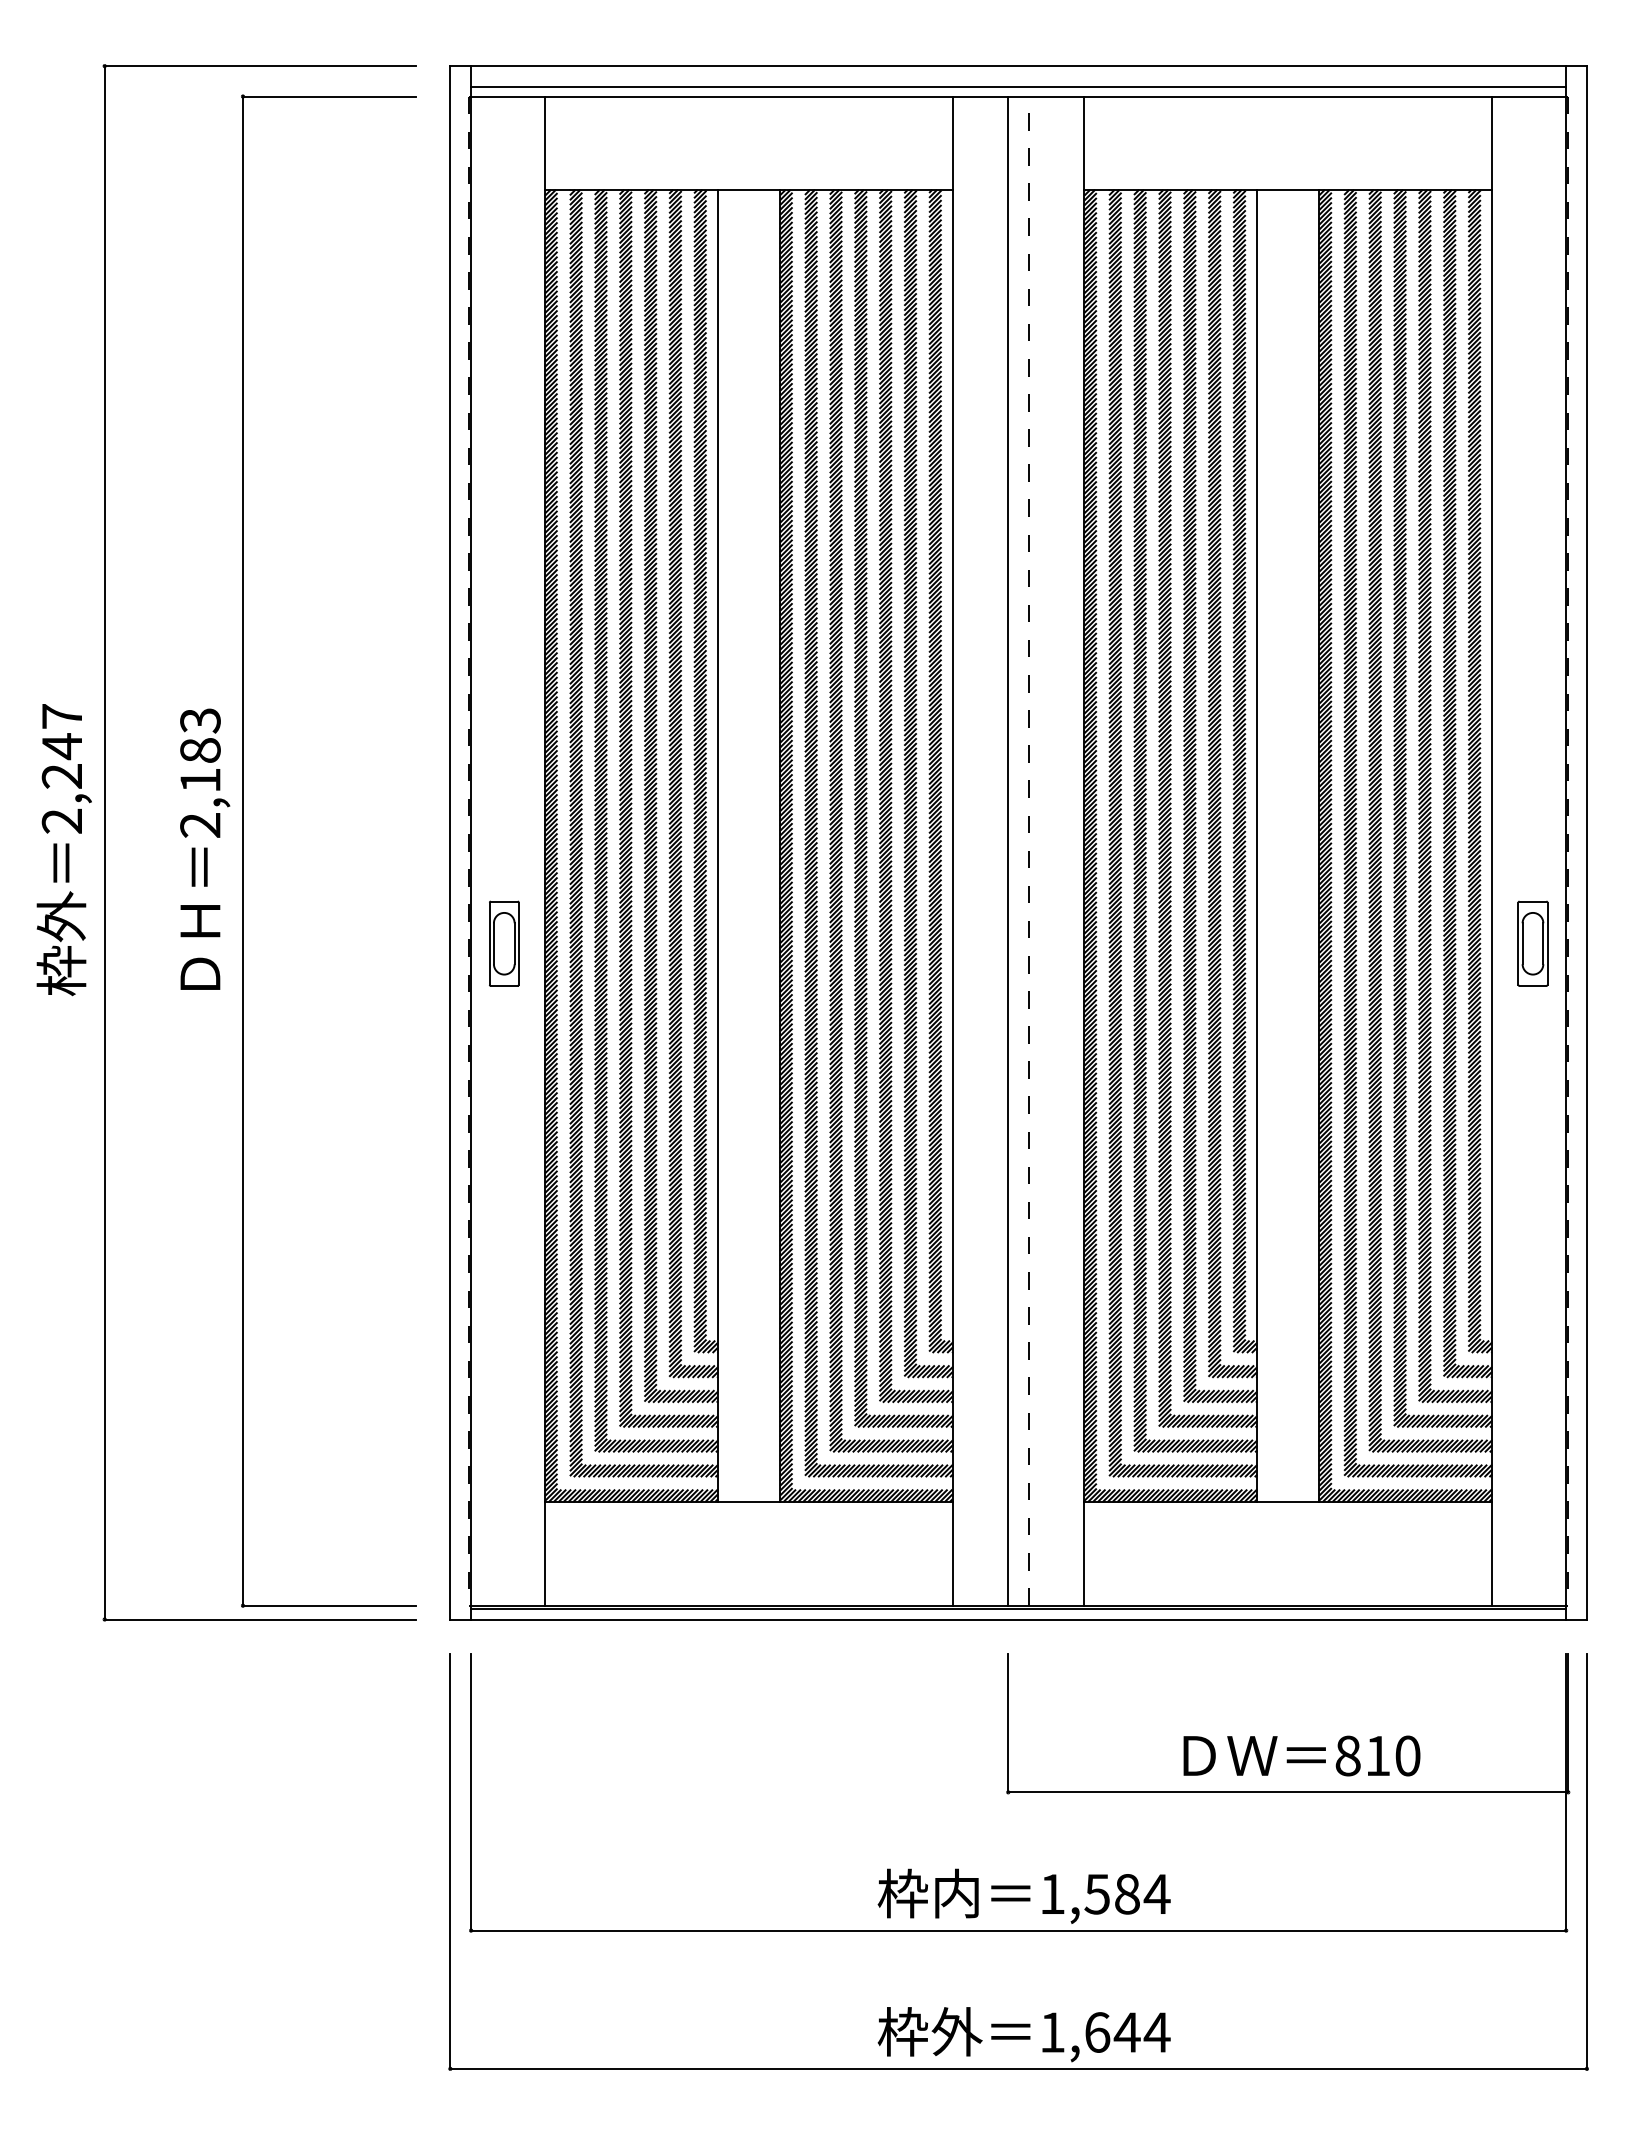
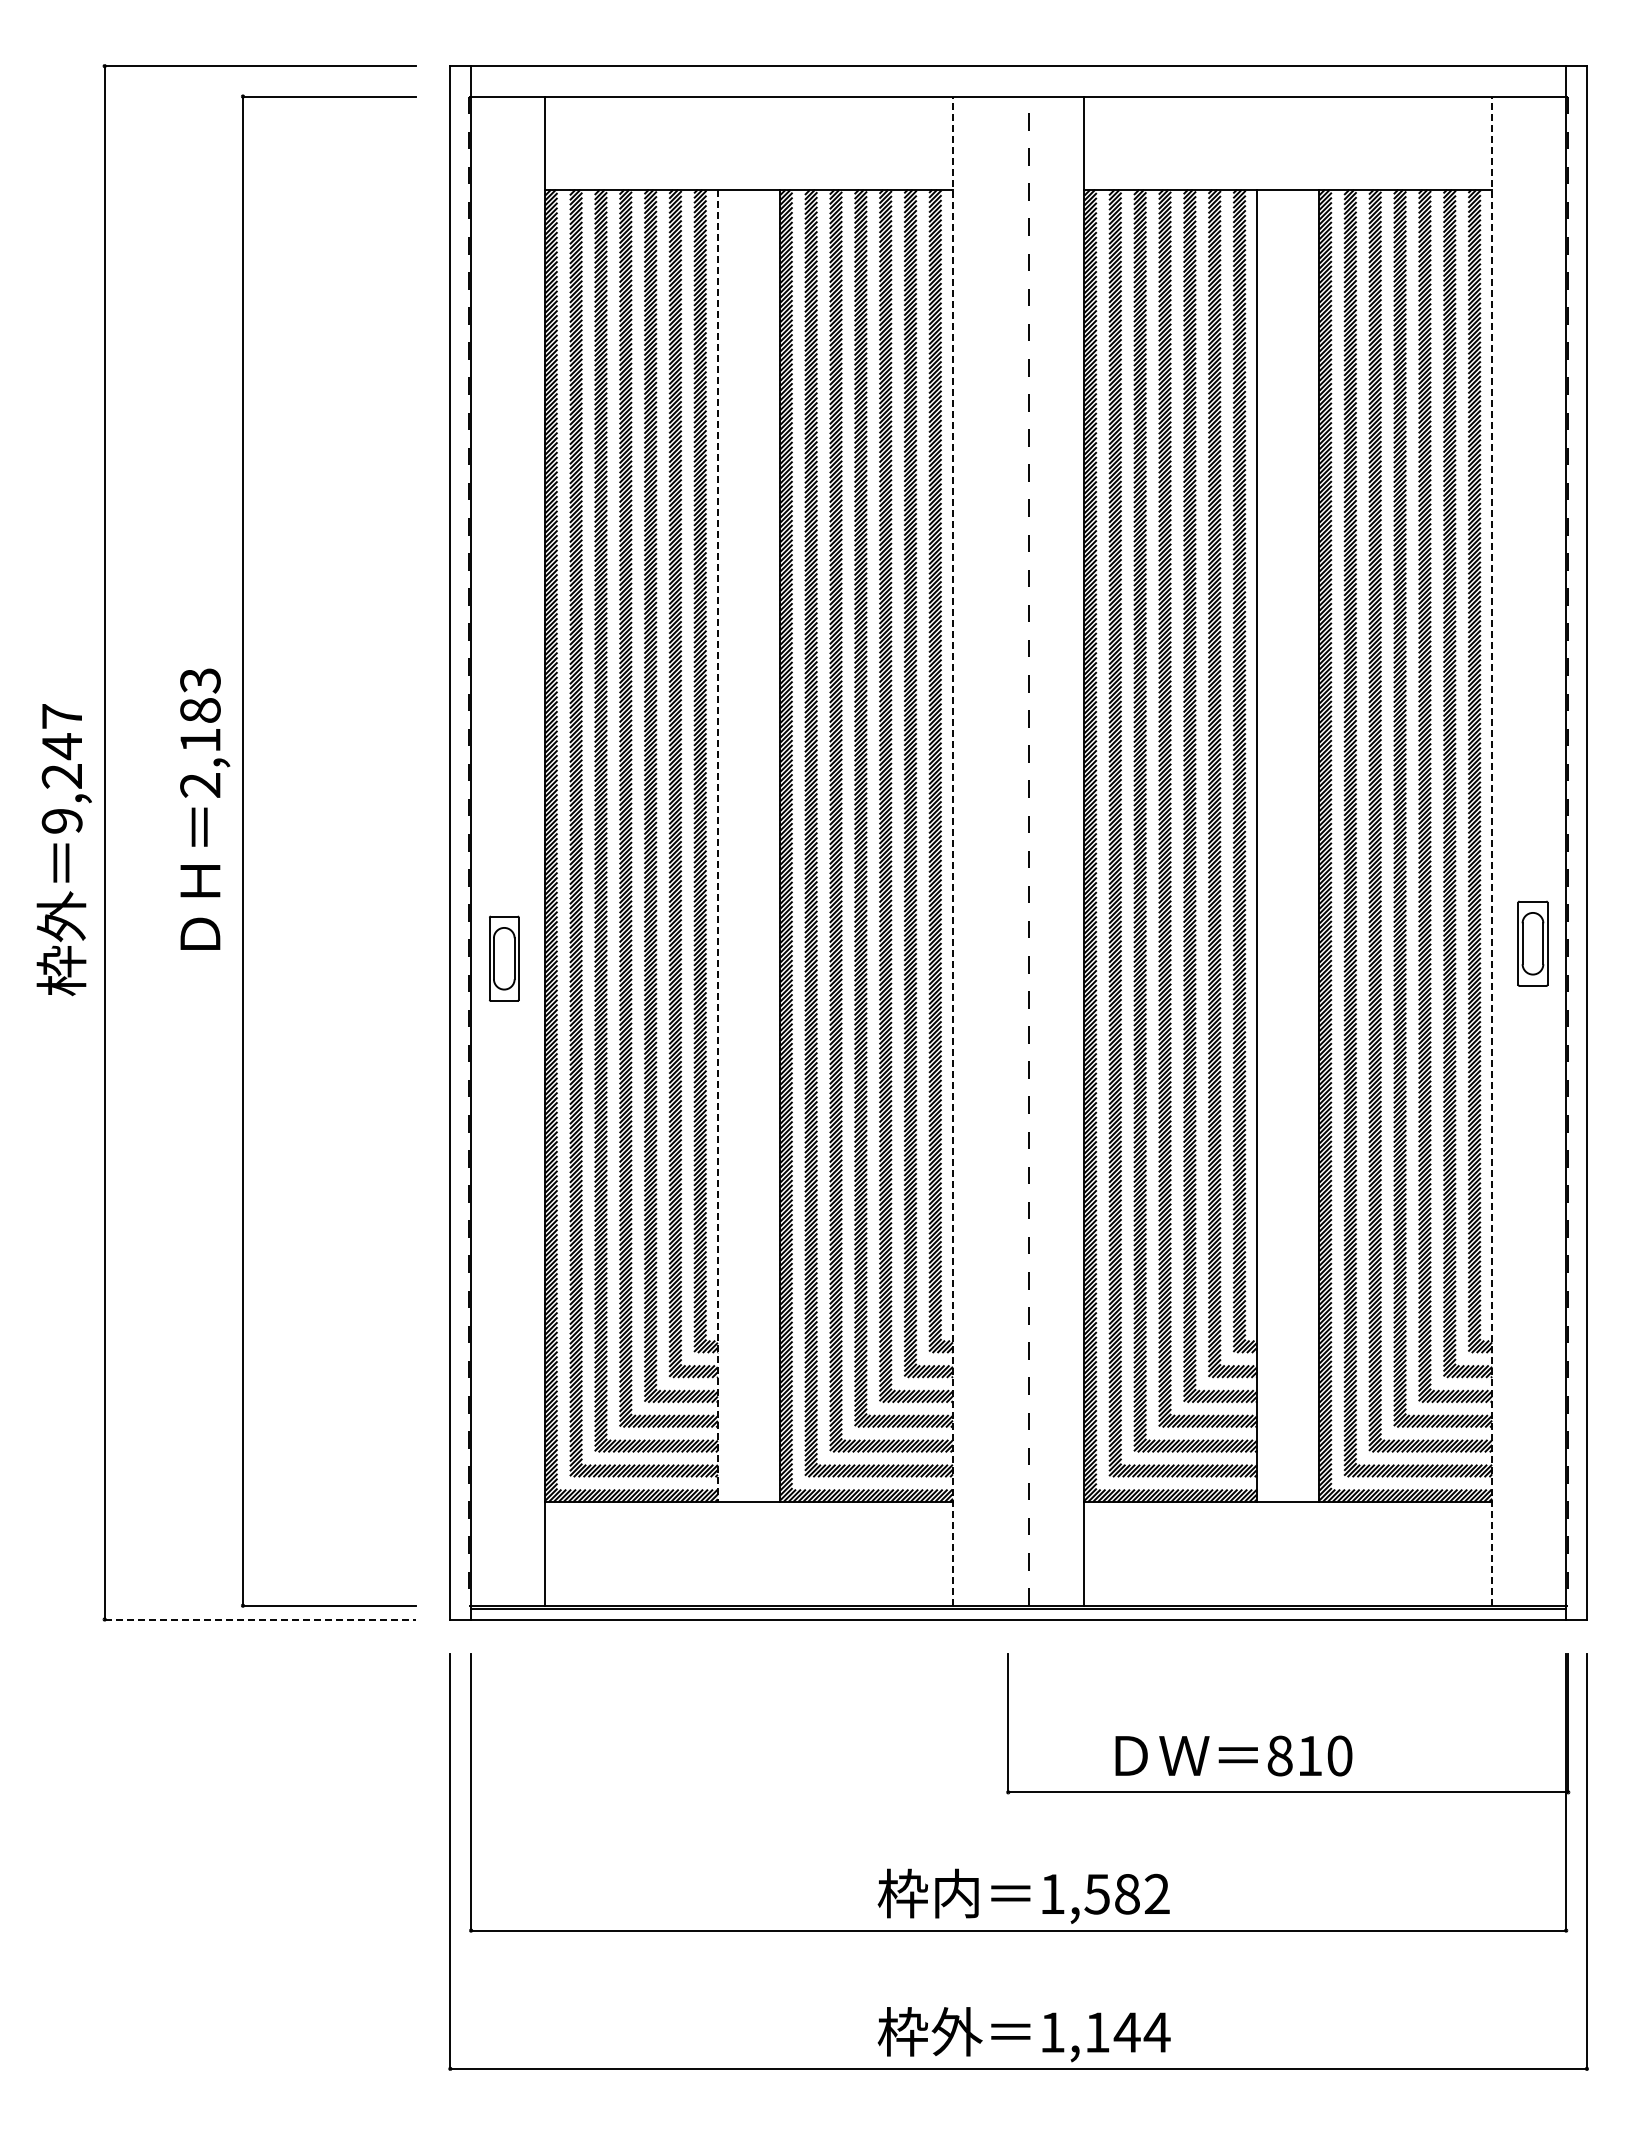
line: present -> none (1018, 86)
text: 2,247 -> 9,247 (62, 820)
line: solid -> dashed (717, 846)
text position: (205, 848) -> (205, 808) (205, 808)
line: present -> none (1008, 850)
line: solid -> dashed (952, 851)
line: solid -> dashed (1492, 851)
part position: (504, 943) -> (504, 958) (504, 958)
line: solid -> dashed (260, 1619)
text position: (1301, 1755) -> (1233, 1755) (1233, 1755)
text: 1,584 -> 1,582 (1156, 1893)
text: 1,644 -> 1,144 (1097, 2032)
